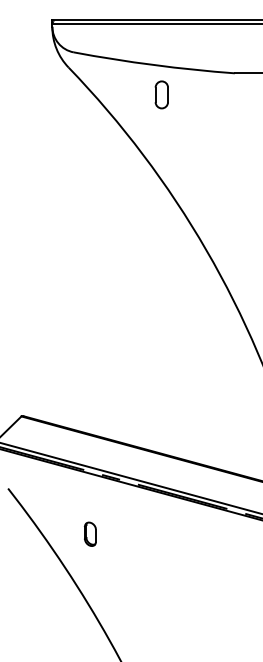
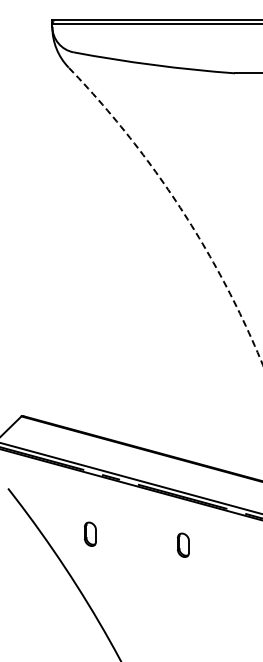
part: present -> none (161, 94)
arc: solid -> dashed (180, 207)
part: none -> present (182, 544)
